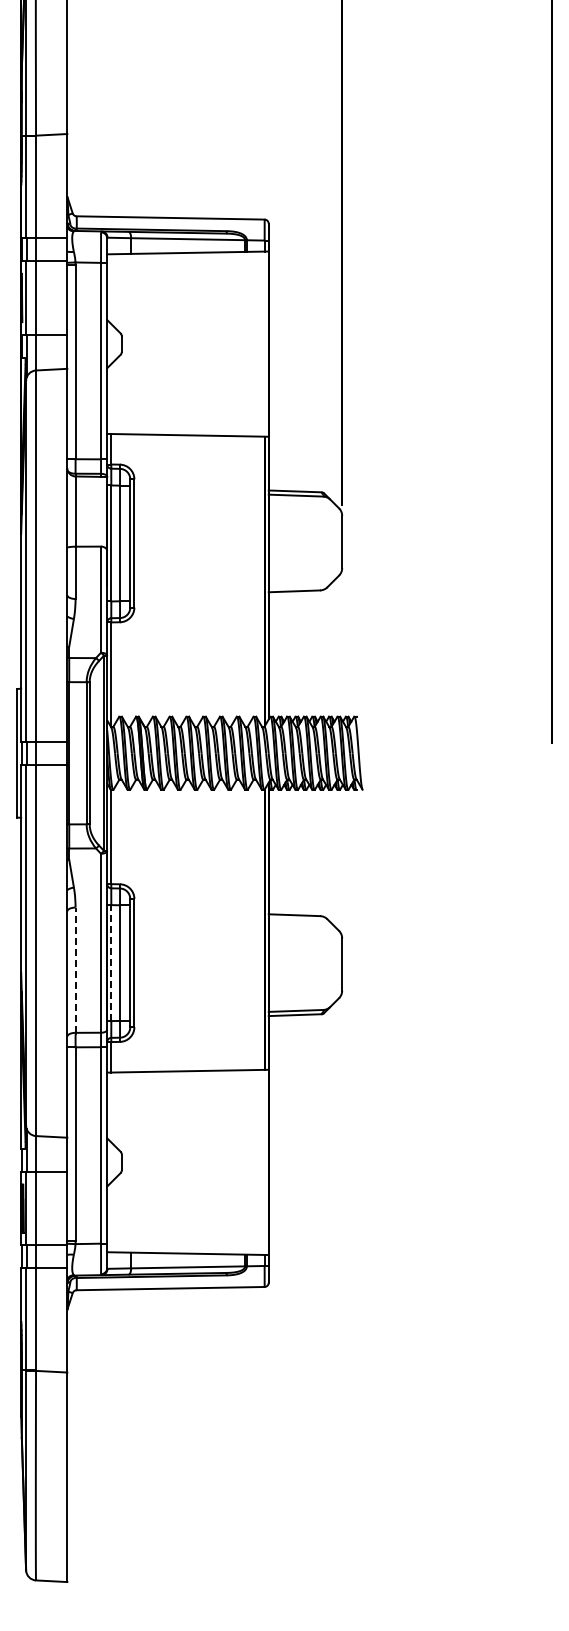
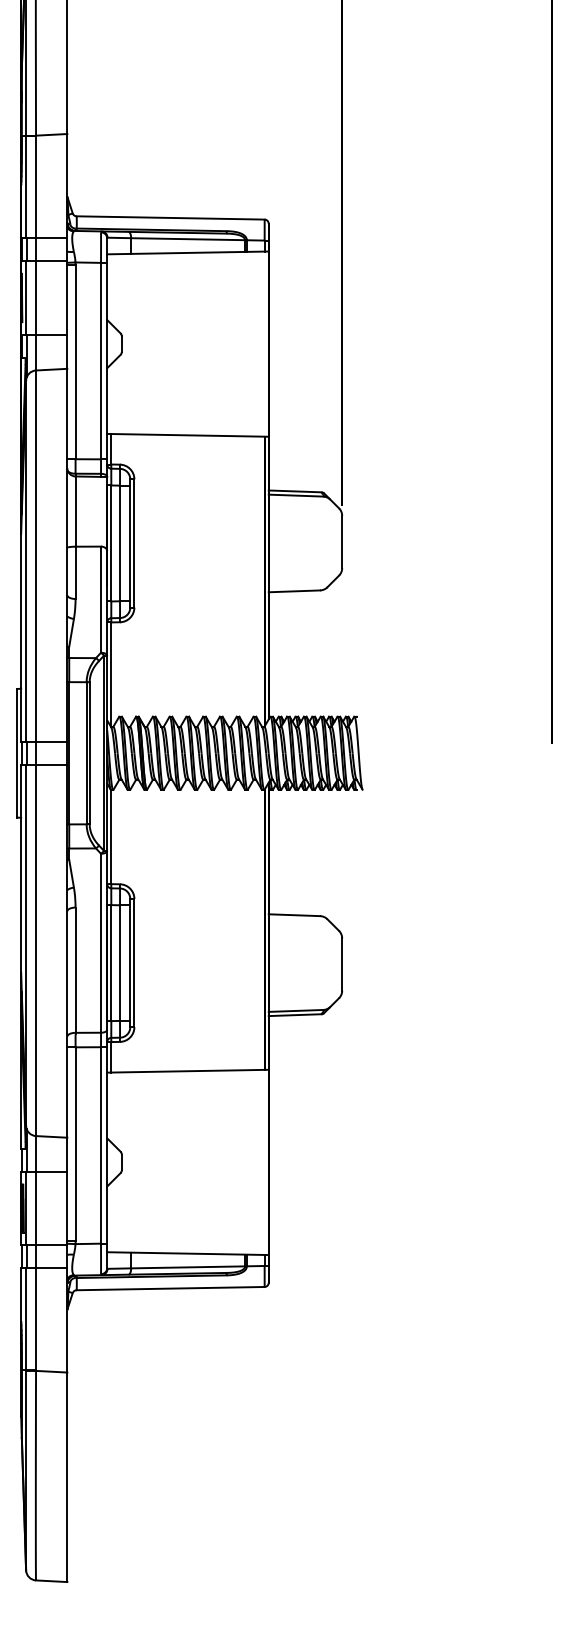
line: dashed -> solid (111, 963)
line: dashed -> solid (75, 970)
